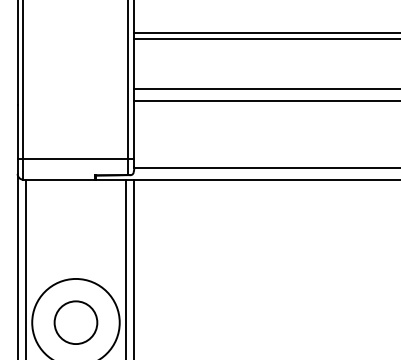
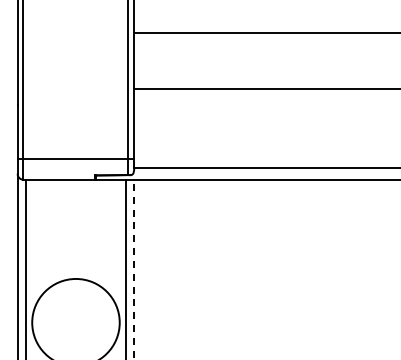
line: present -> none (265, 38)
line: present -> none (265, 101)
line: solid -> dashed (134, 269)
circle: present -> none (75, 322)
